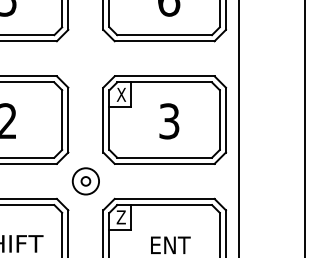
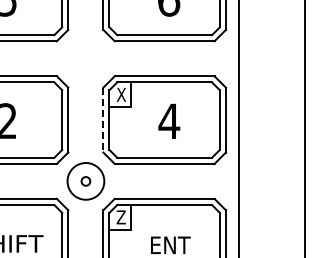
line: solid -> dashed (103, 120)
text: 3 -> 4 (169, 121)
circle diameter: 26 px -> 37 px (85, 181)
